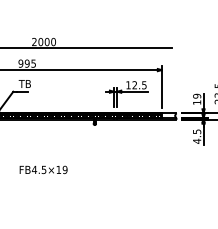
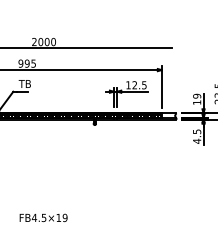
text position: (43, 169) -> (43, 217) (43, 217)
